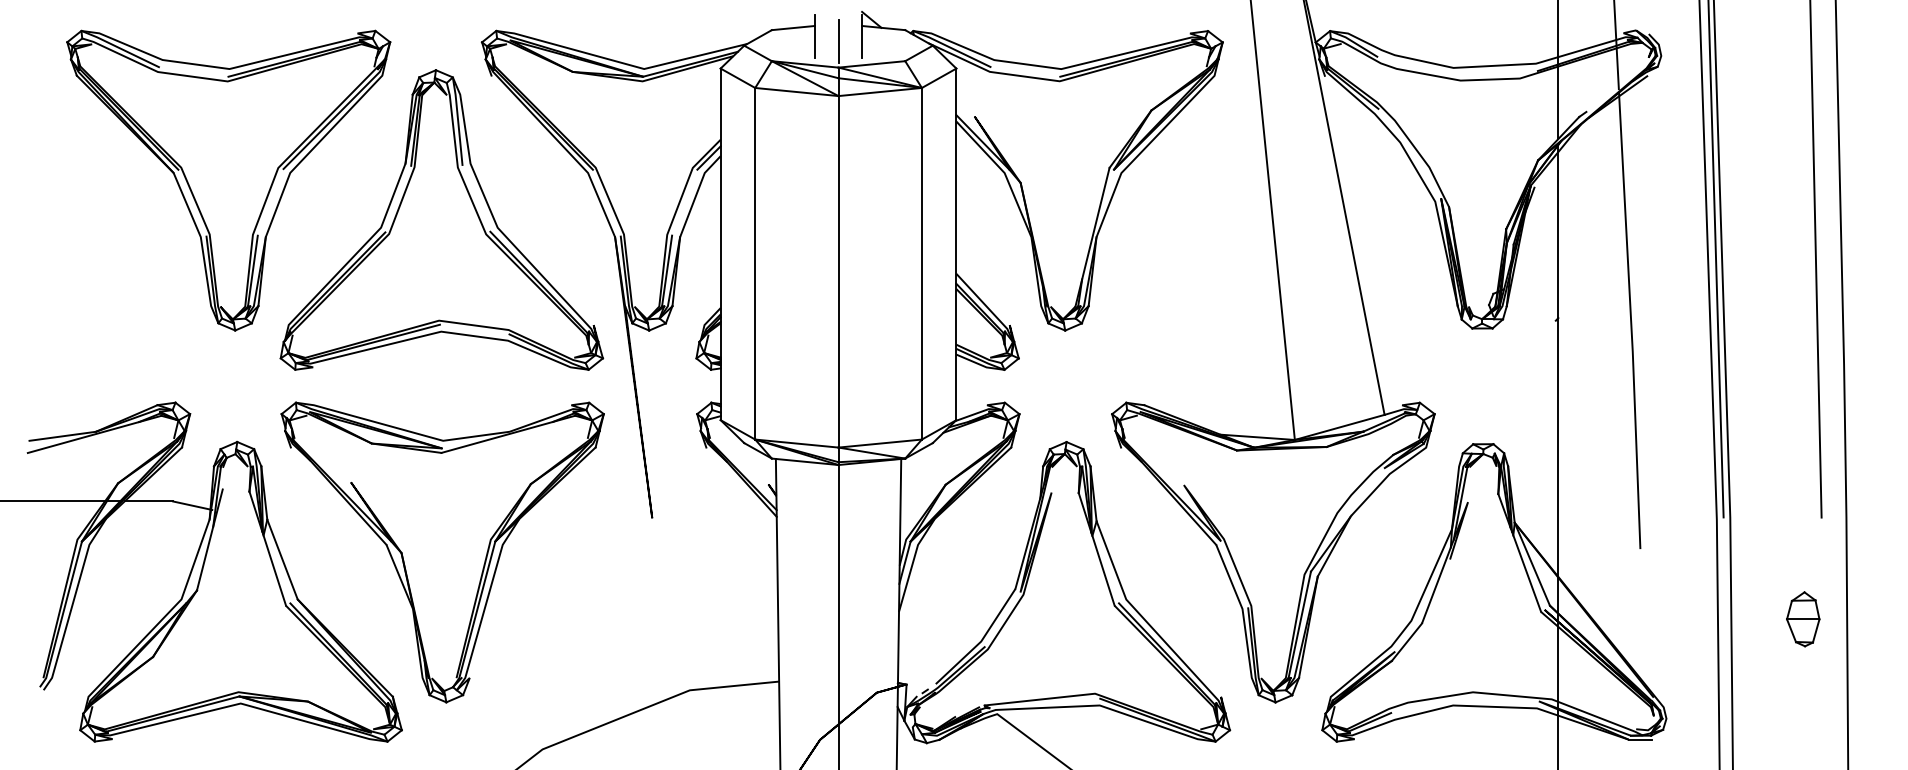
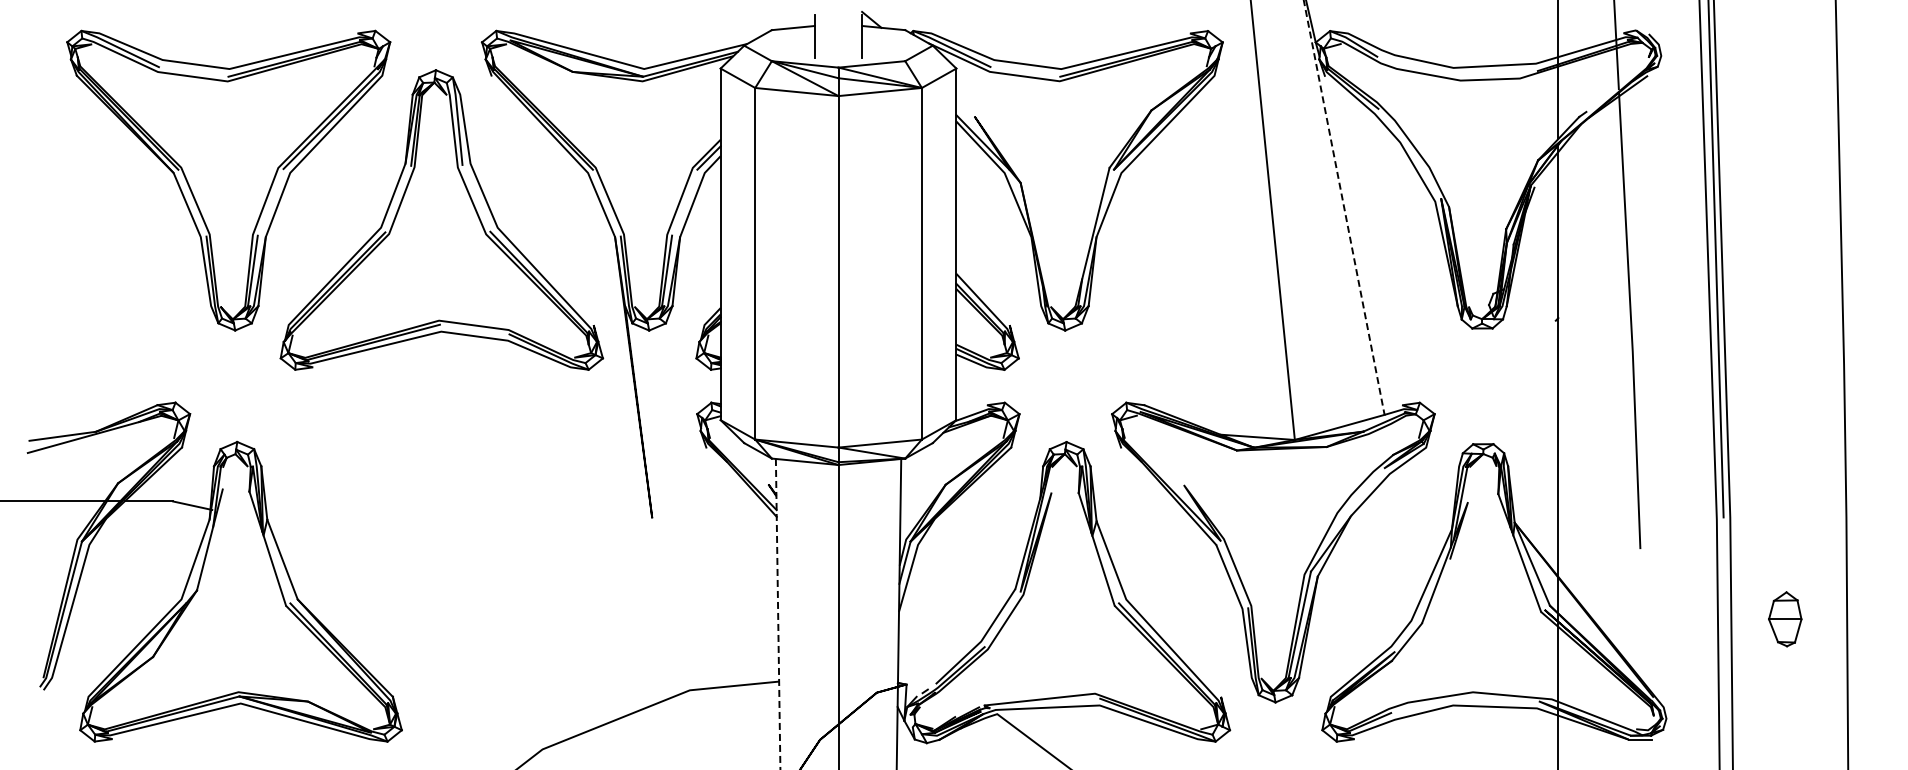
line: present -> none (838, 41)
line: solid -> dashed (1344, 208)
line: present -> none (1815, 259)
part: present -> none (442, 552)
line: solid -> dashed (778, 614)
part position: (1803, 619) -> (1785, 619) (1785, 619)
